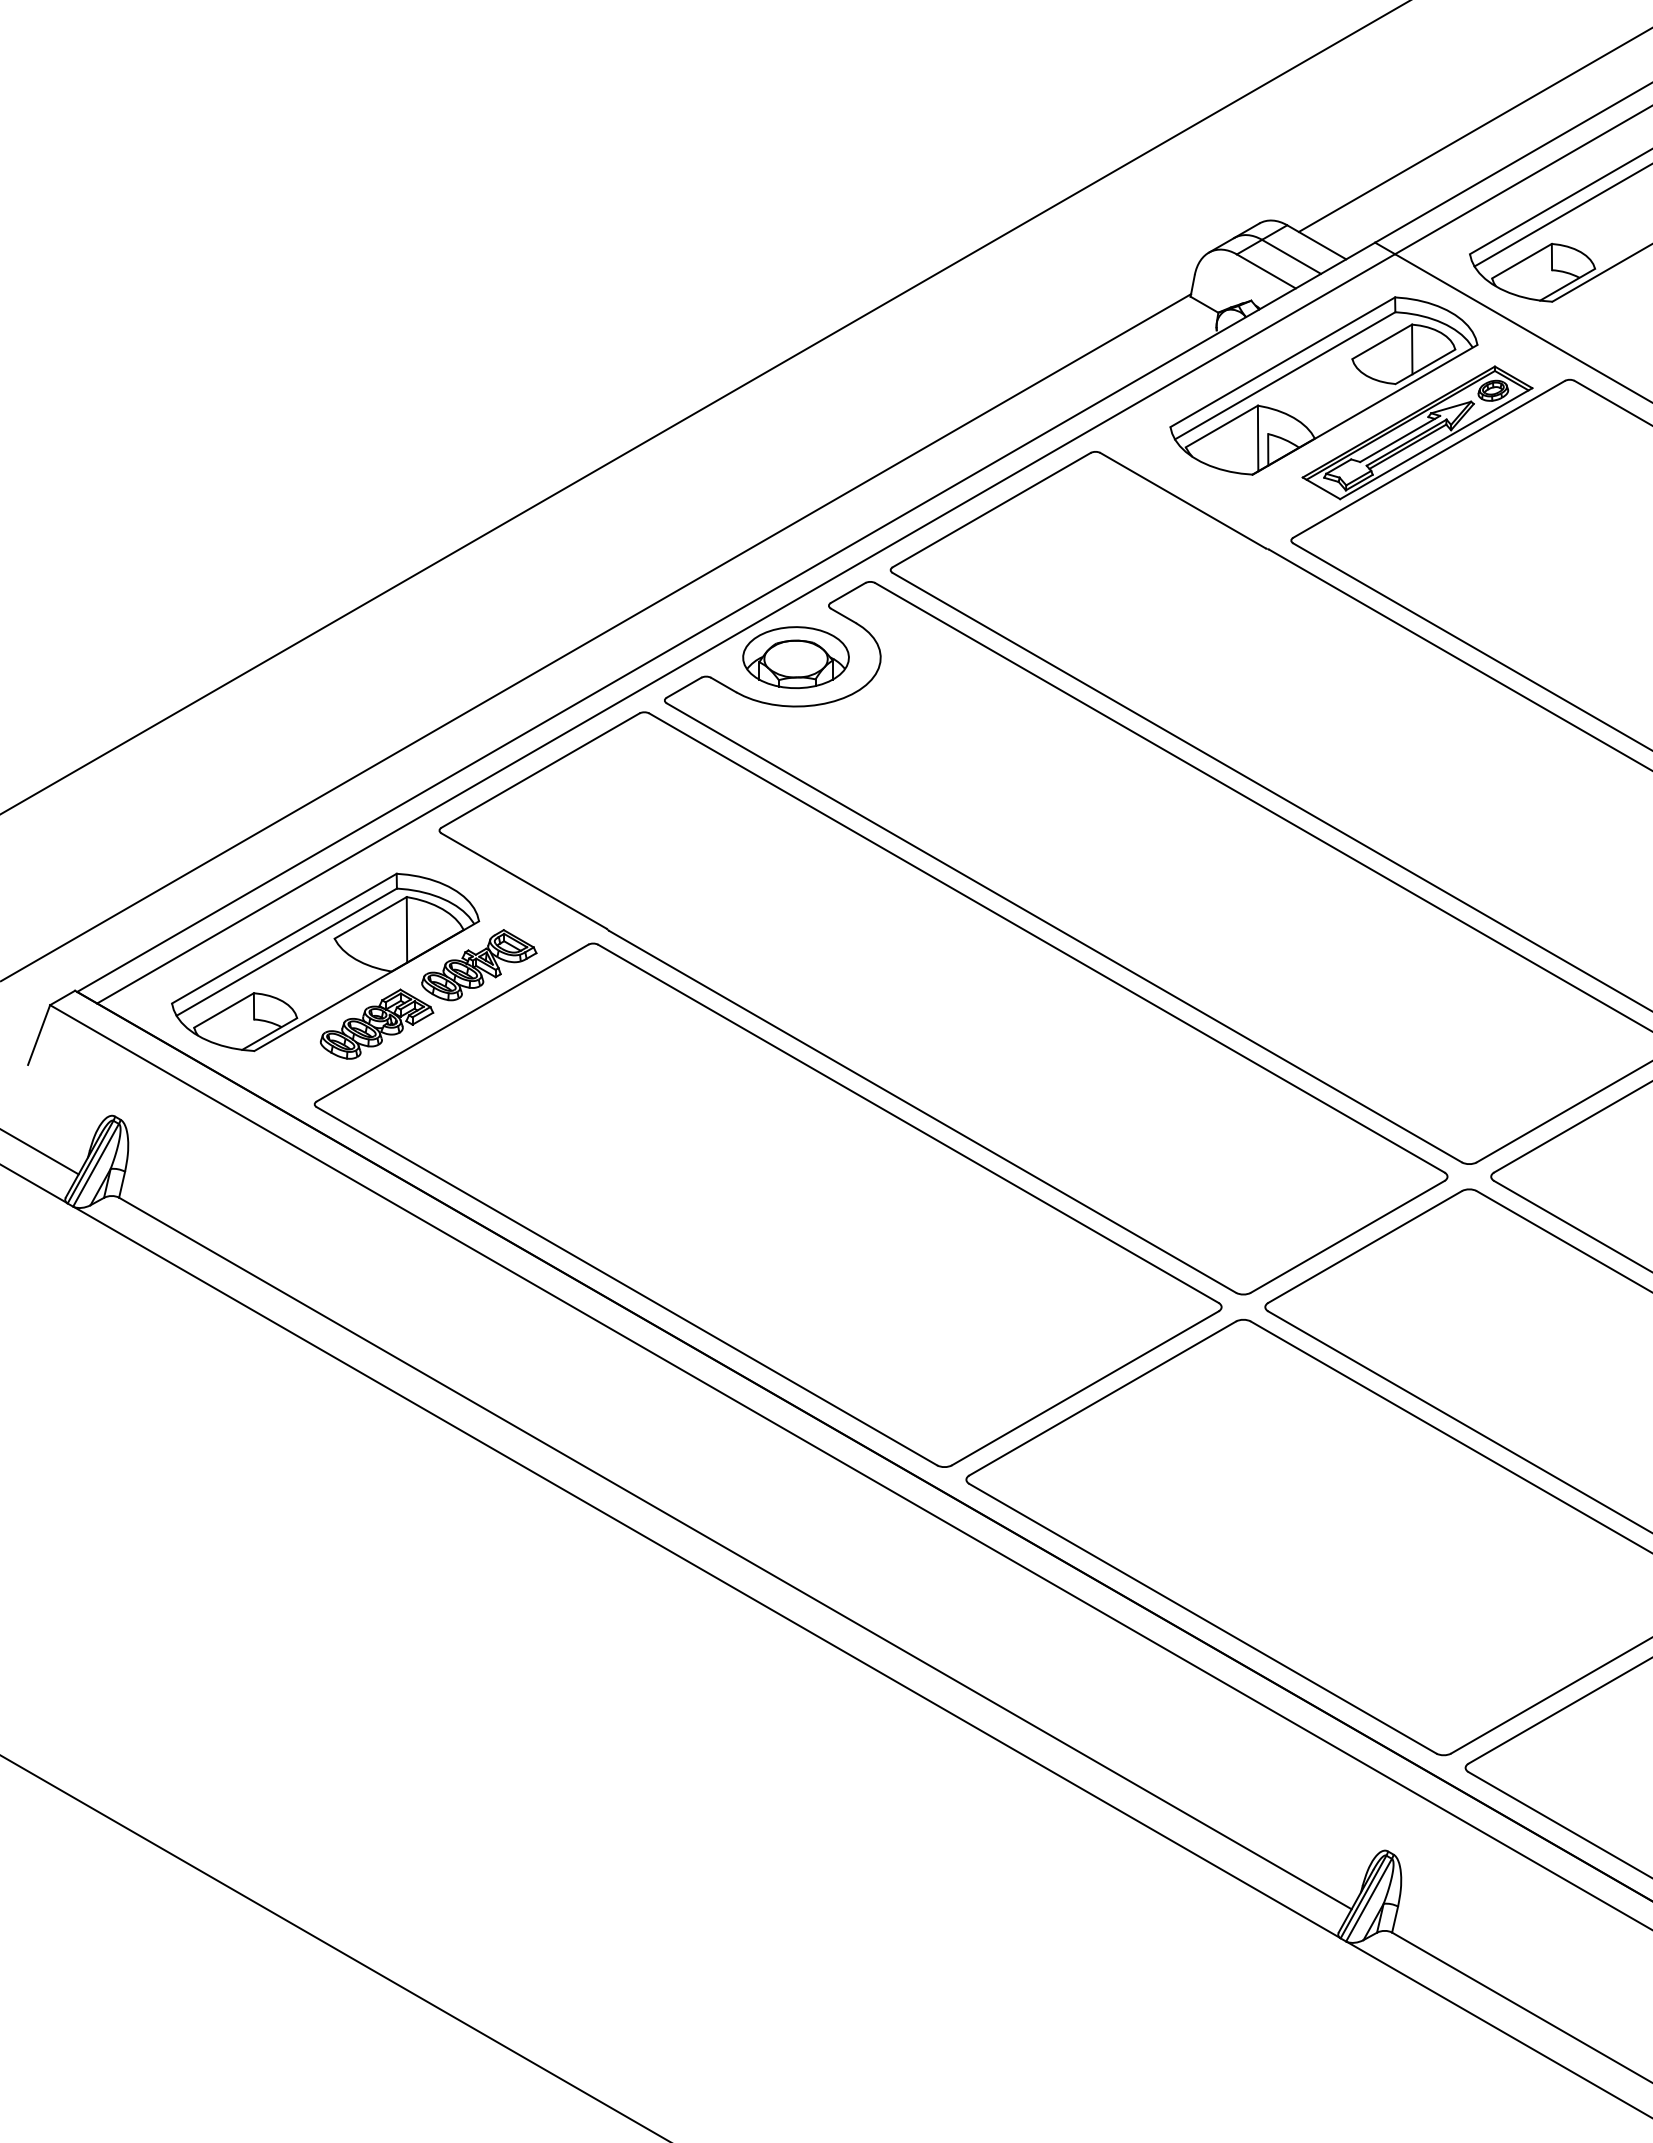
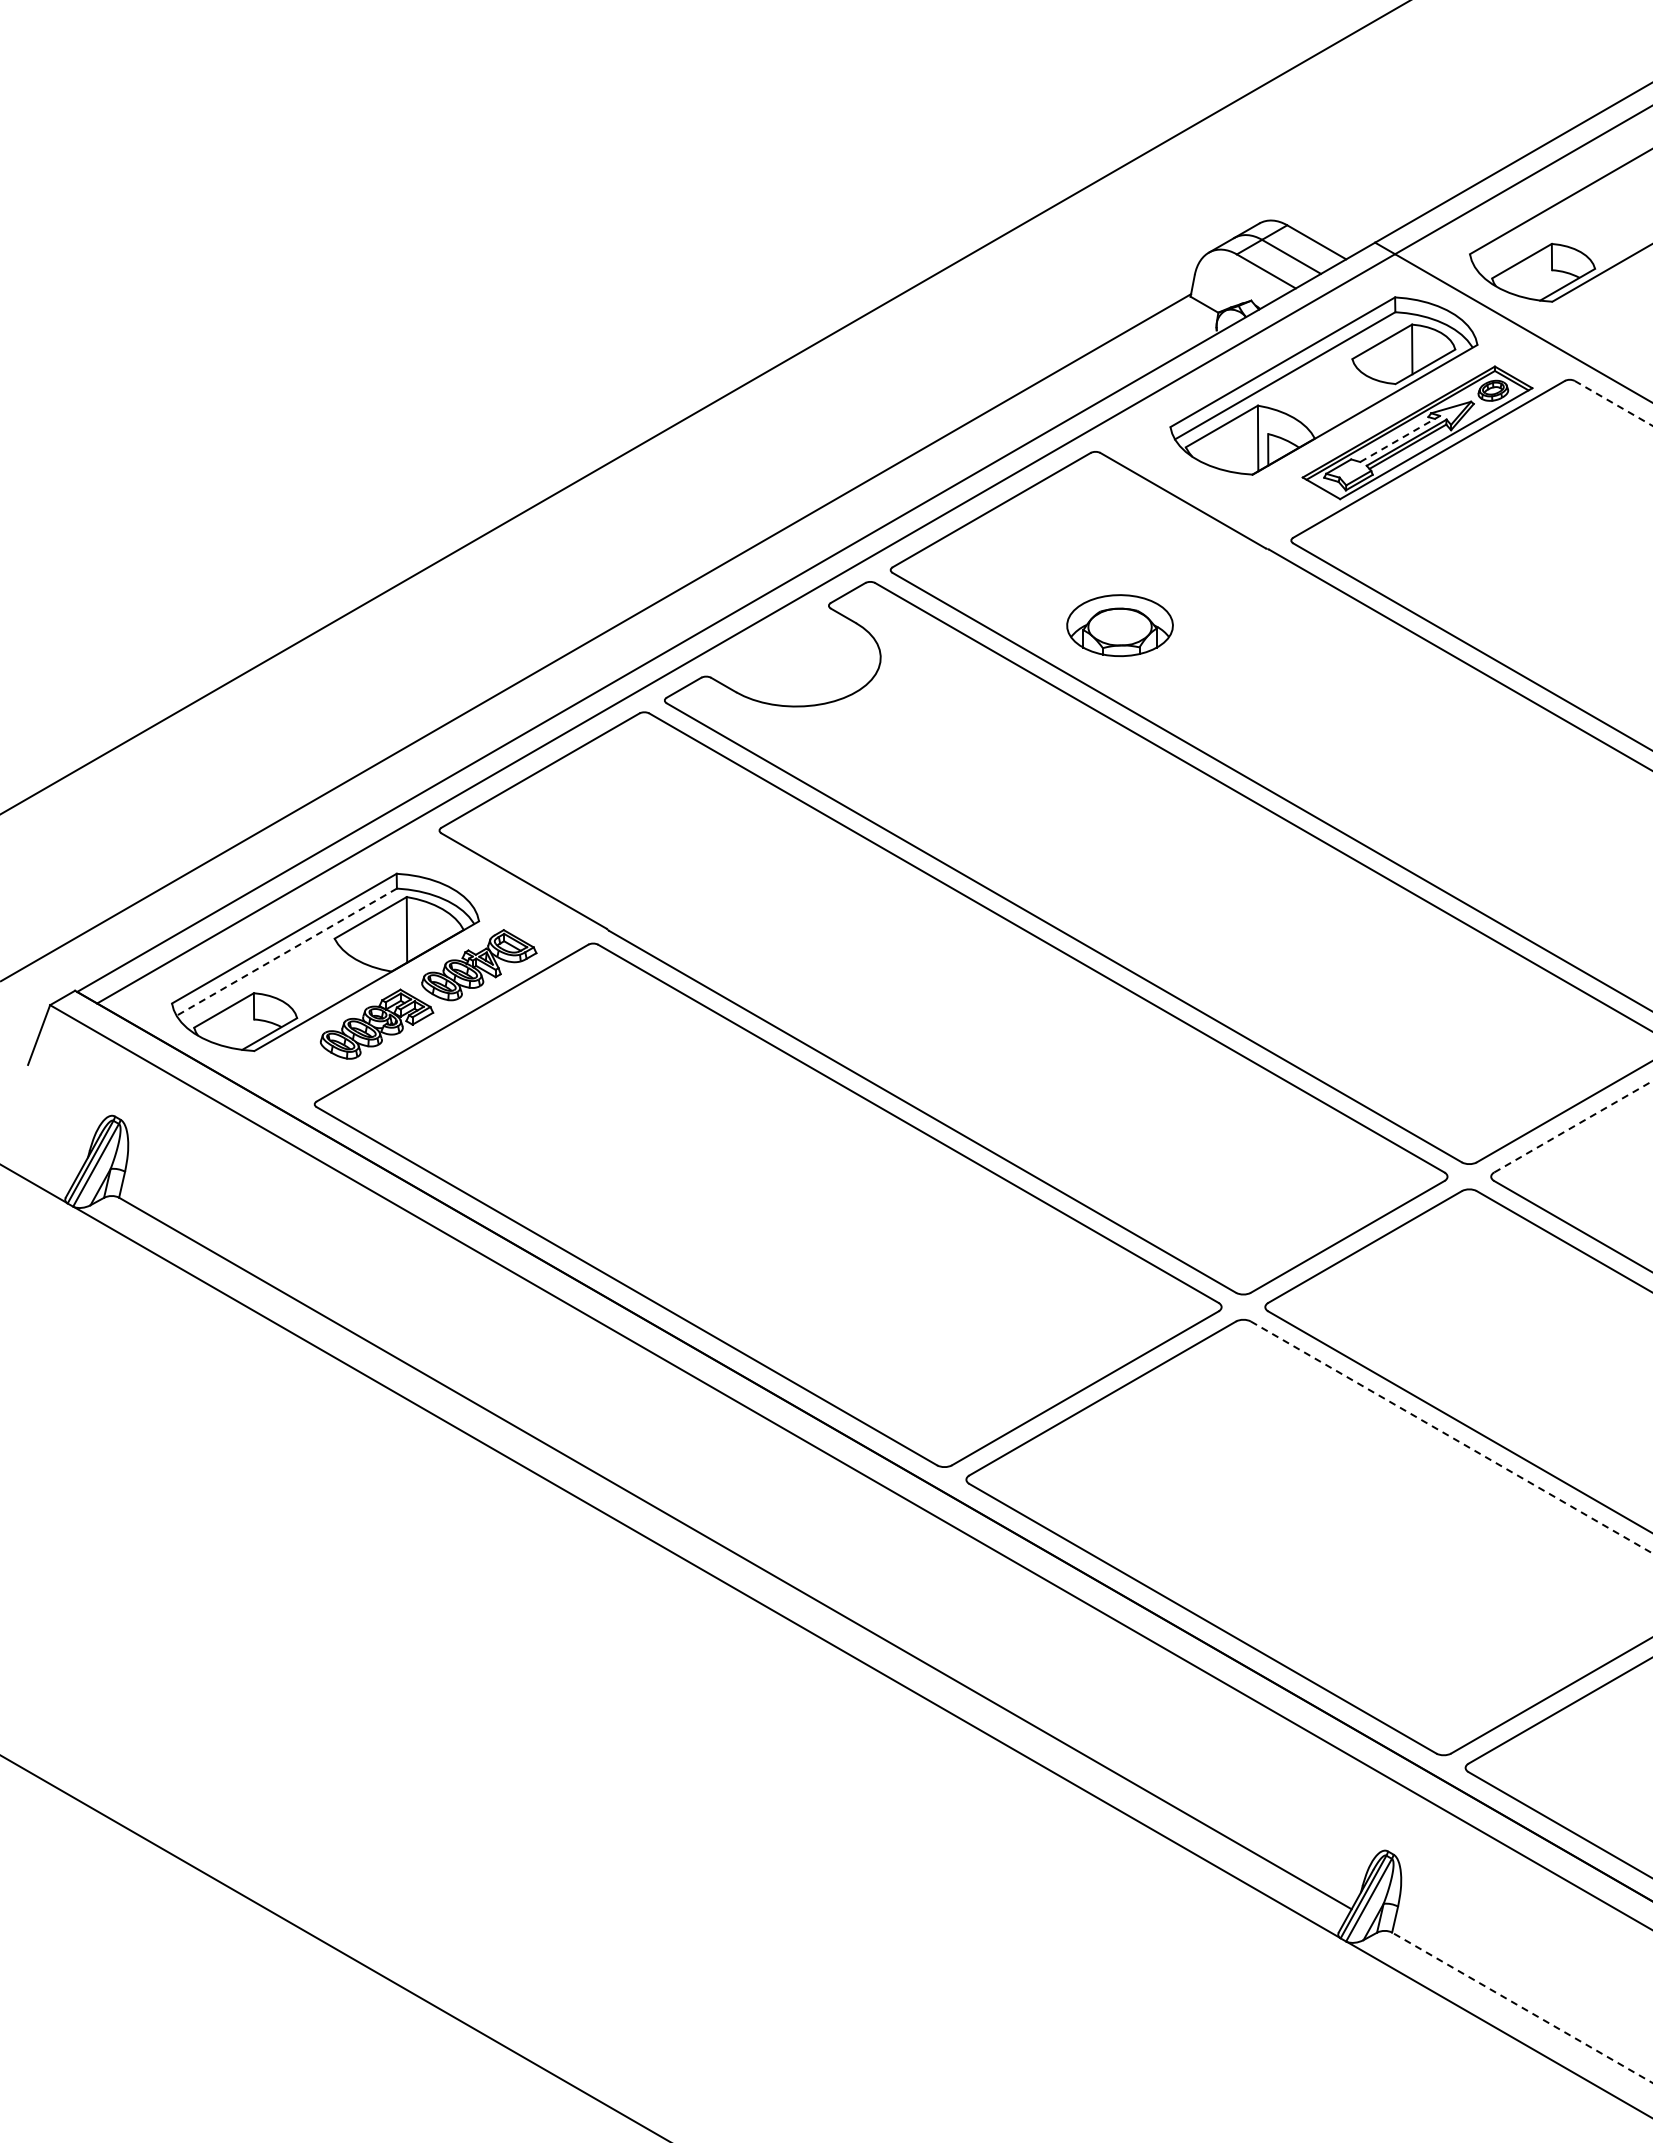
line: present -> none (1473, 130)
line: present -> none (1561, 215)
line: solid -> dashed (1613, 403)
line: solid -> dashed (1400, 438)
part position: (795, 657) -> (1119, 625) (1119, 625)
line: solid -> dashed (286, 952)
line: solid -> dashed (1573, 1126)
line: present -> none (40, 1152)
line: solid -> dashed (1452, 1437)
line: solid -> dashed (1521, 2007)
